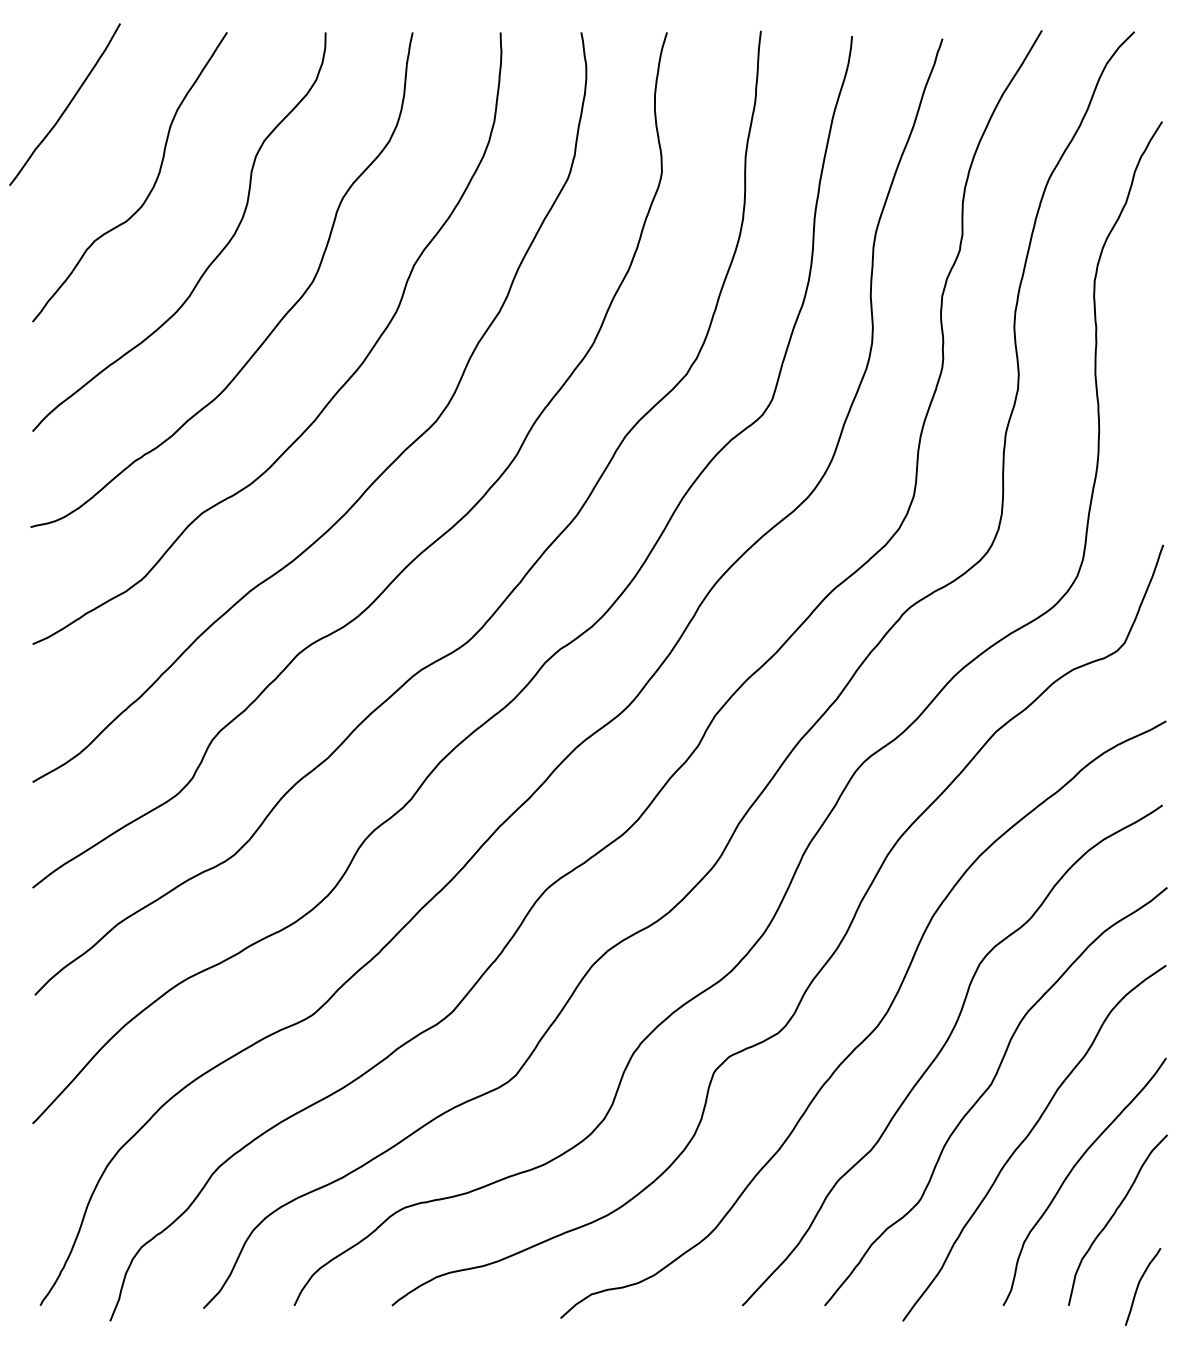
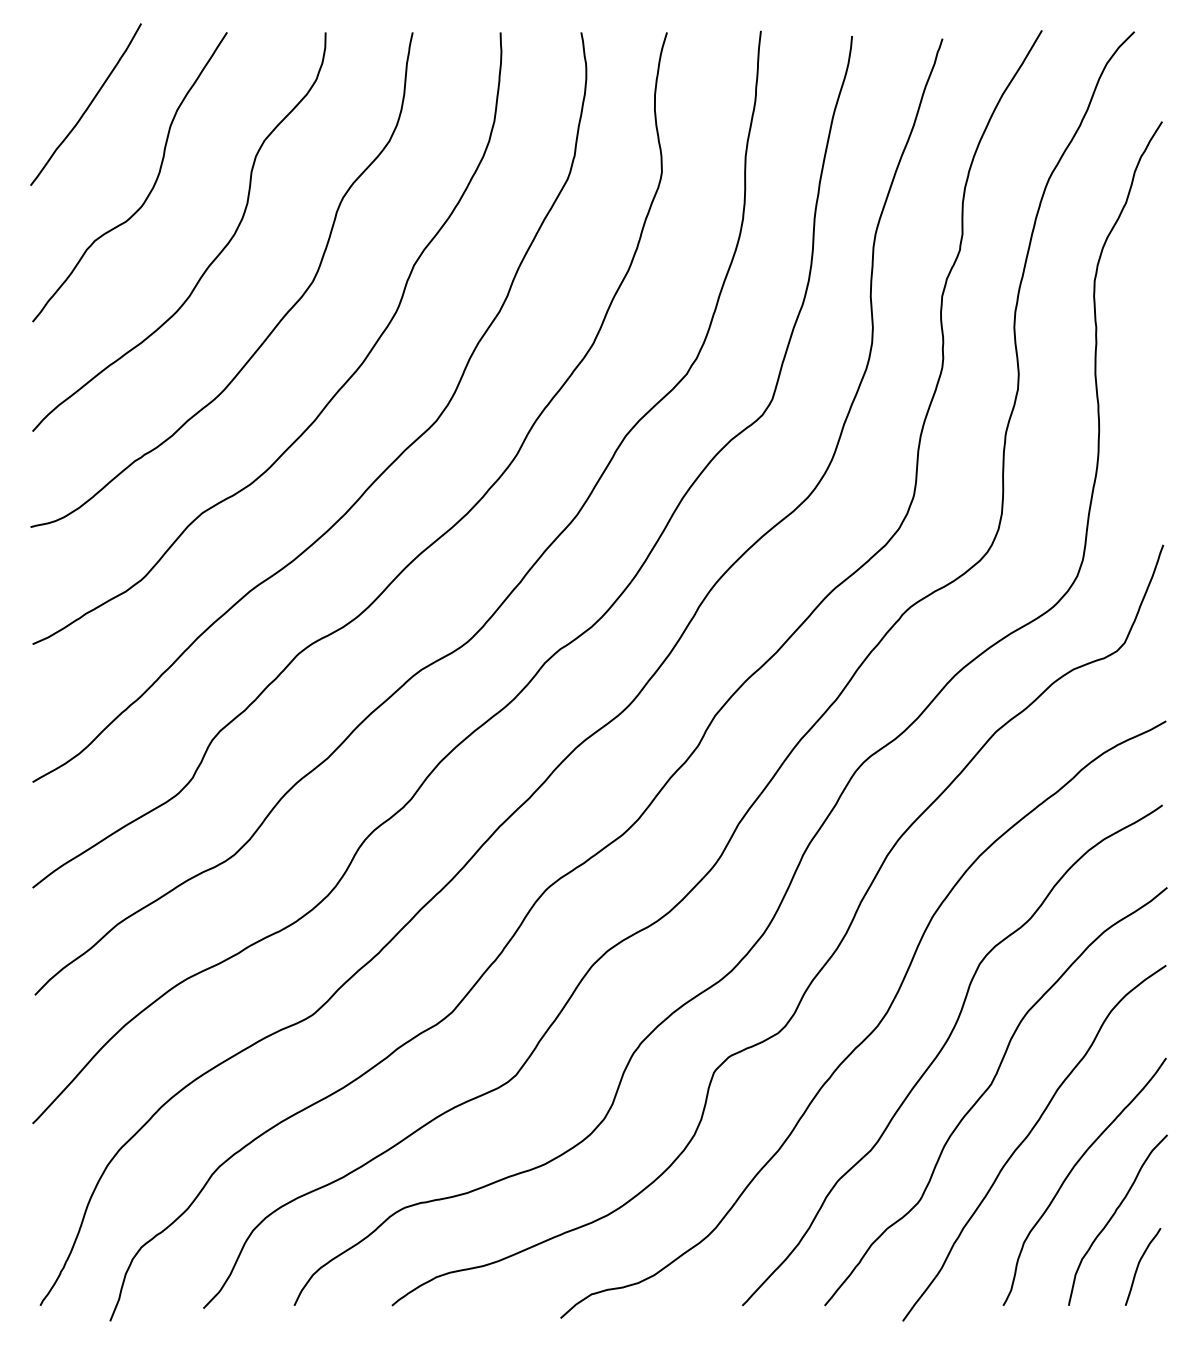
curve position: (66, 106) -> (87, 106) (87, 106)
curve position: (1139, 1285) -> (1139, 1265) (1139, 1265)
